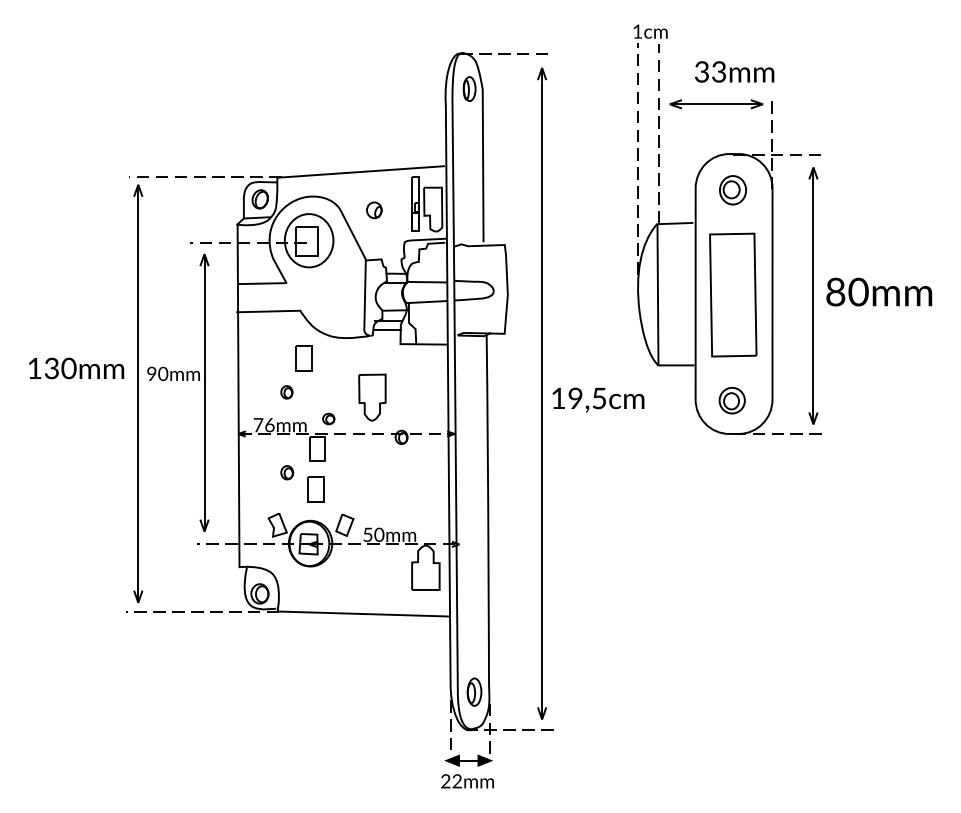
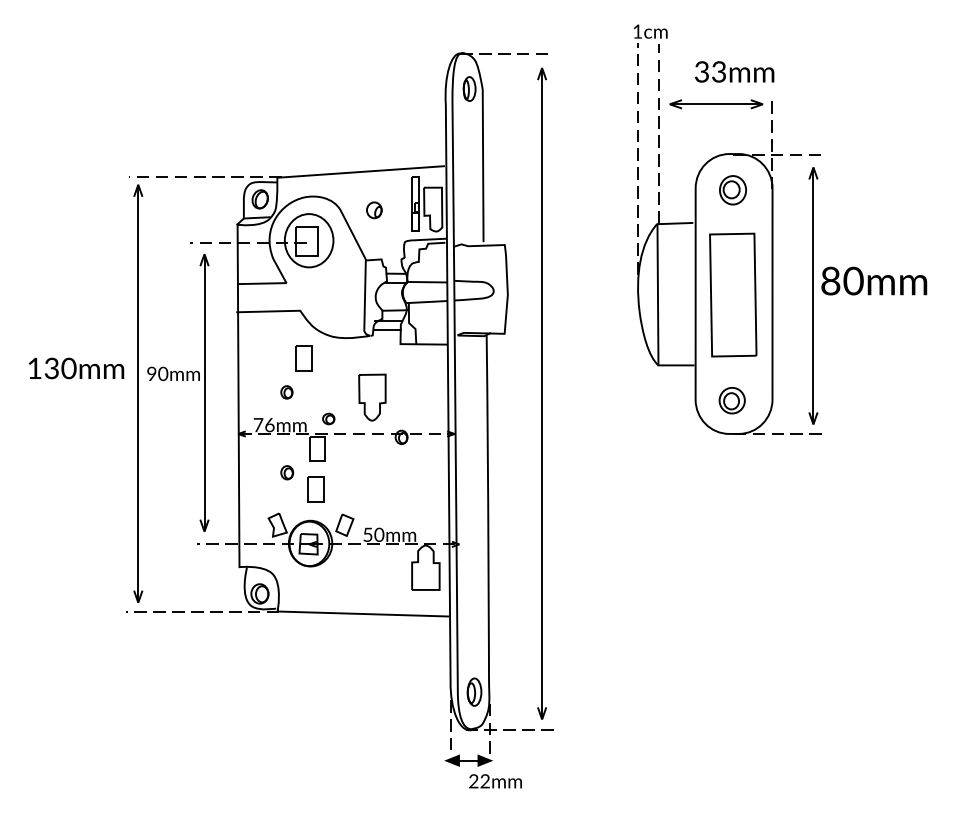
part position: (879, 291) -> (874, 280) (874, 280)
part: present -> none (598, 399)
part position: (467, 781) -> (495, 781) (495, 781)
